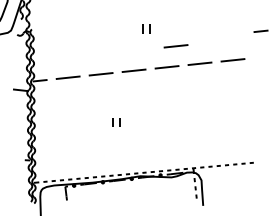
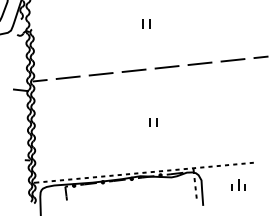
part position: (146, 28) -> (146, 23) (146, 23)
line position: (260, 30) -> (260, 56) (260, 56)
line: present -> none (175, 46)
part position: (116, 122) -> (153, 122) (153, 122)
part: none -> present (238, 184)
